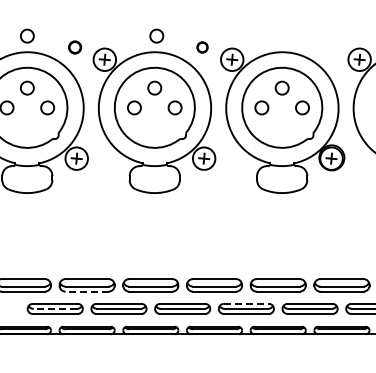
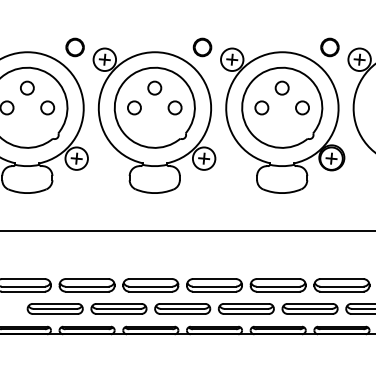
circle: present -> none (27, 35)
circle: present -> none (156, 35)
part size: 15x15 px -> 20x21 px (74, 47)
part size: 13x13 px -> 21x21 px (202, 47)
part: none -> present (329, 47)
line: none -> present (187, 231)
line: dashed -> solid (87, 291)
line: dashed -> solid (246, 303)
line: dashed -> solid (55, 308)
